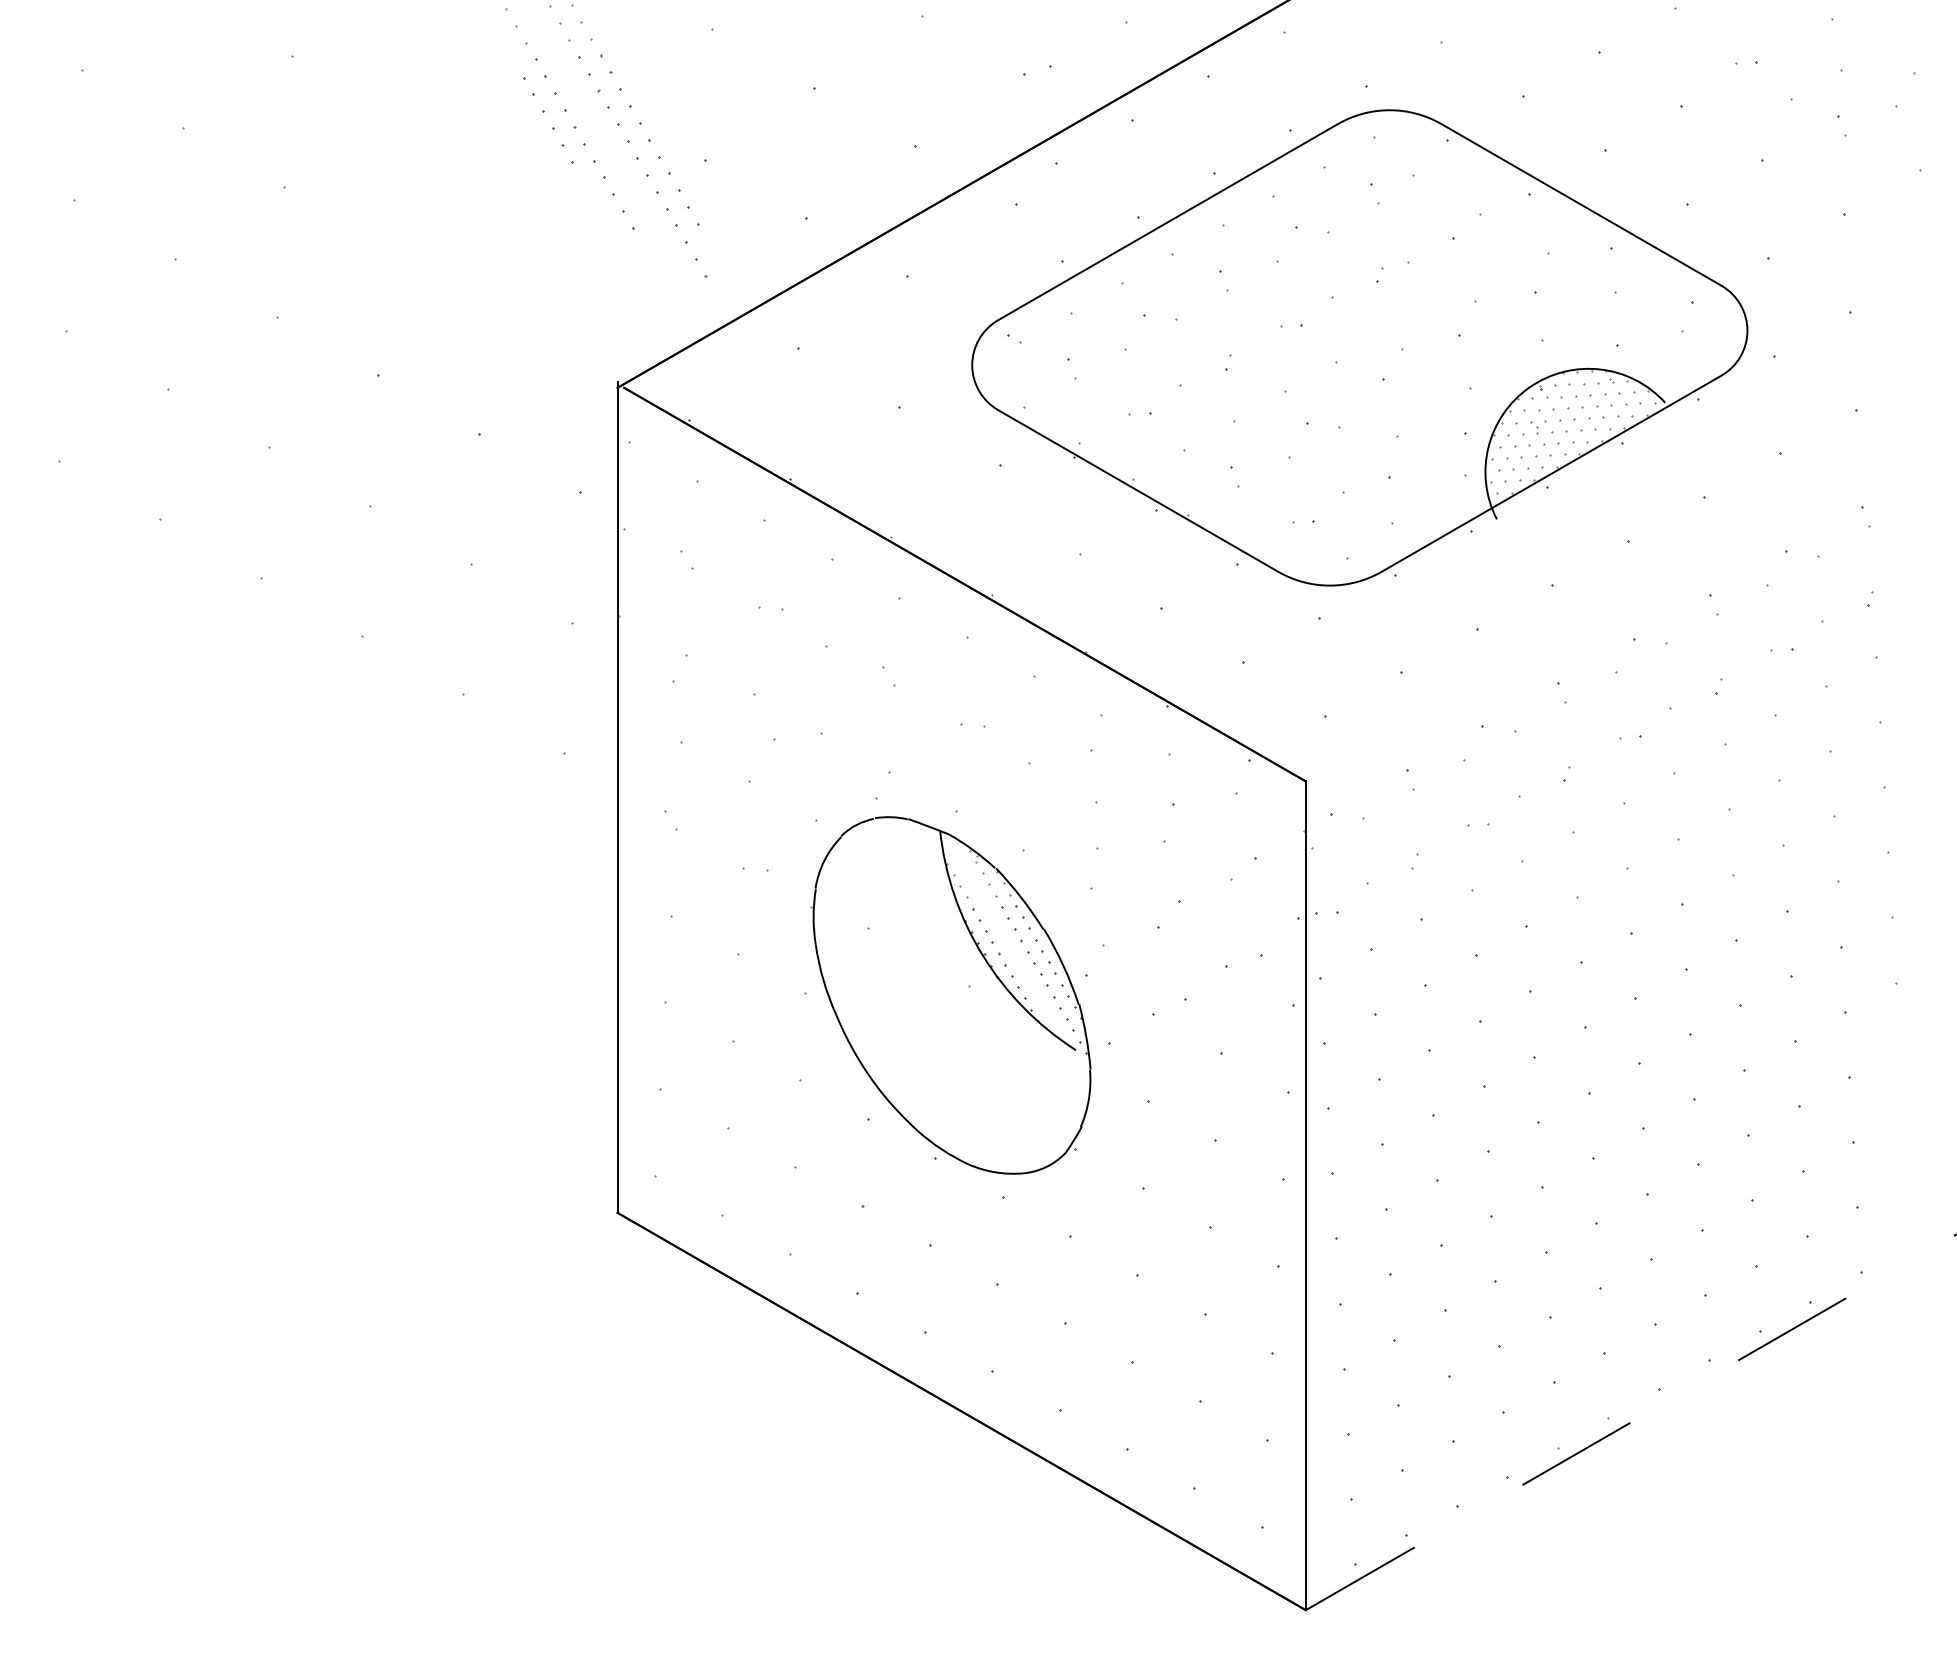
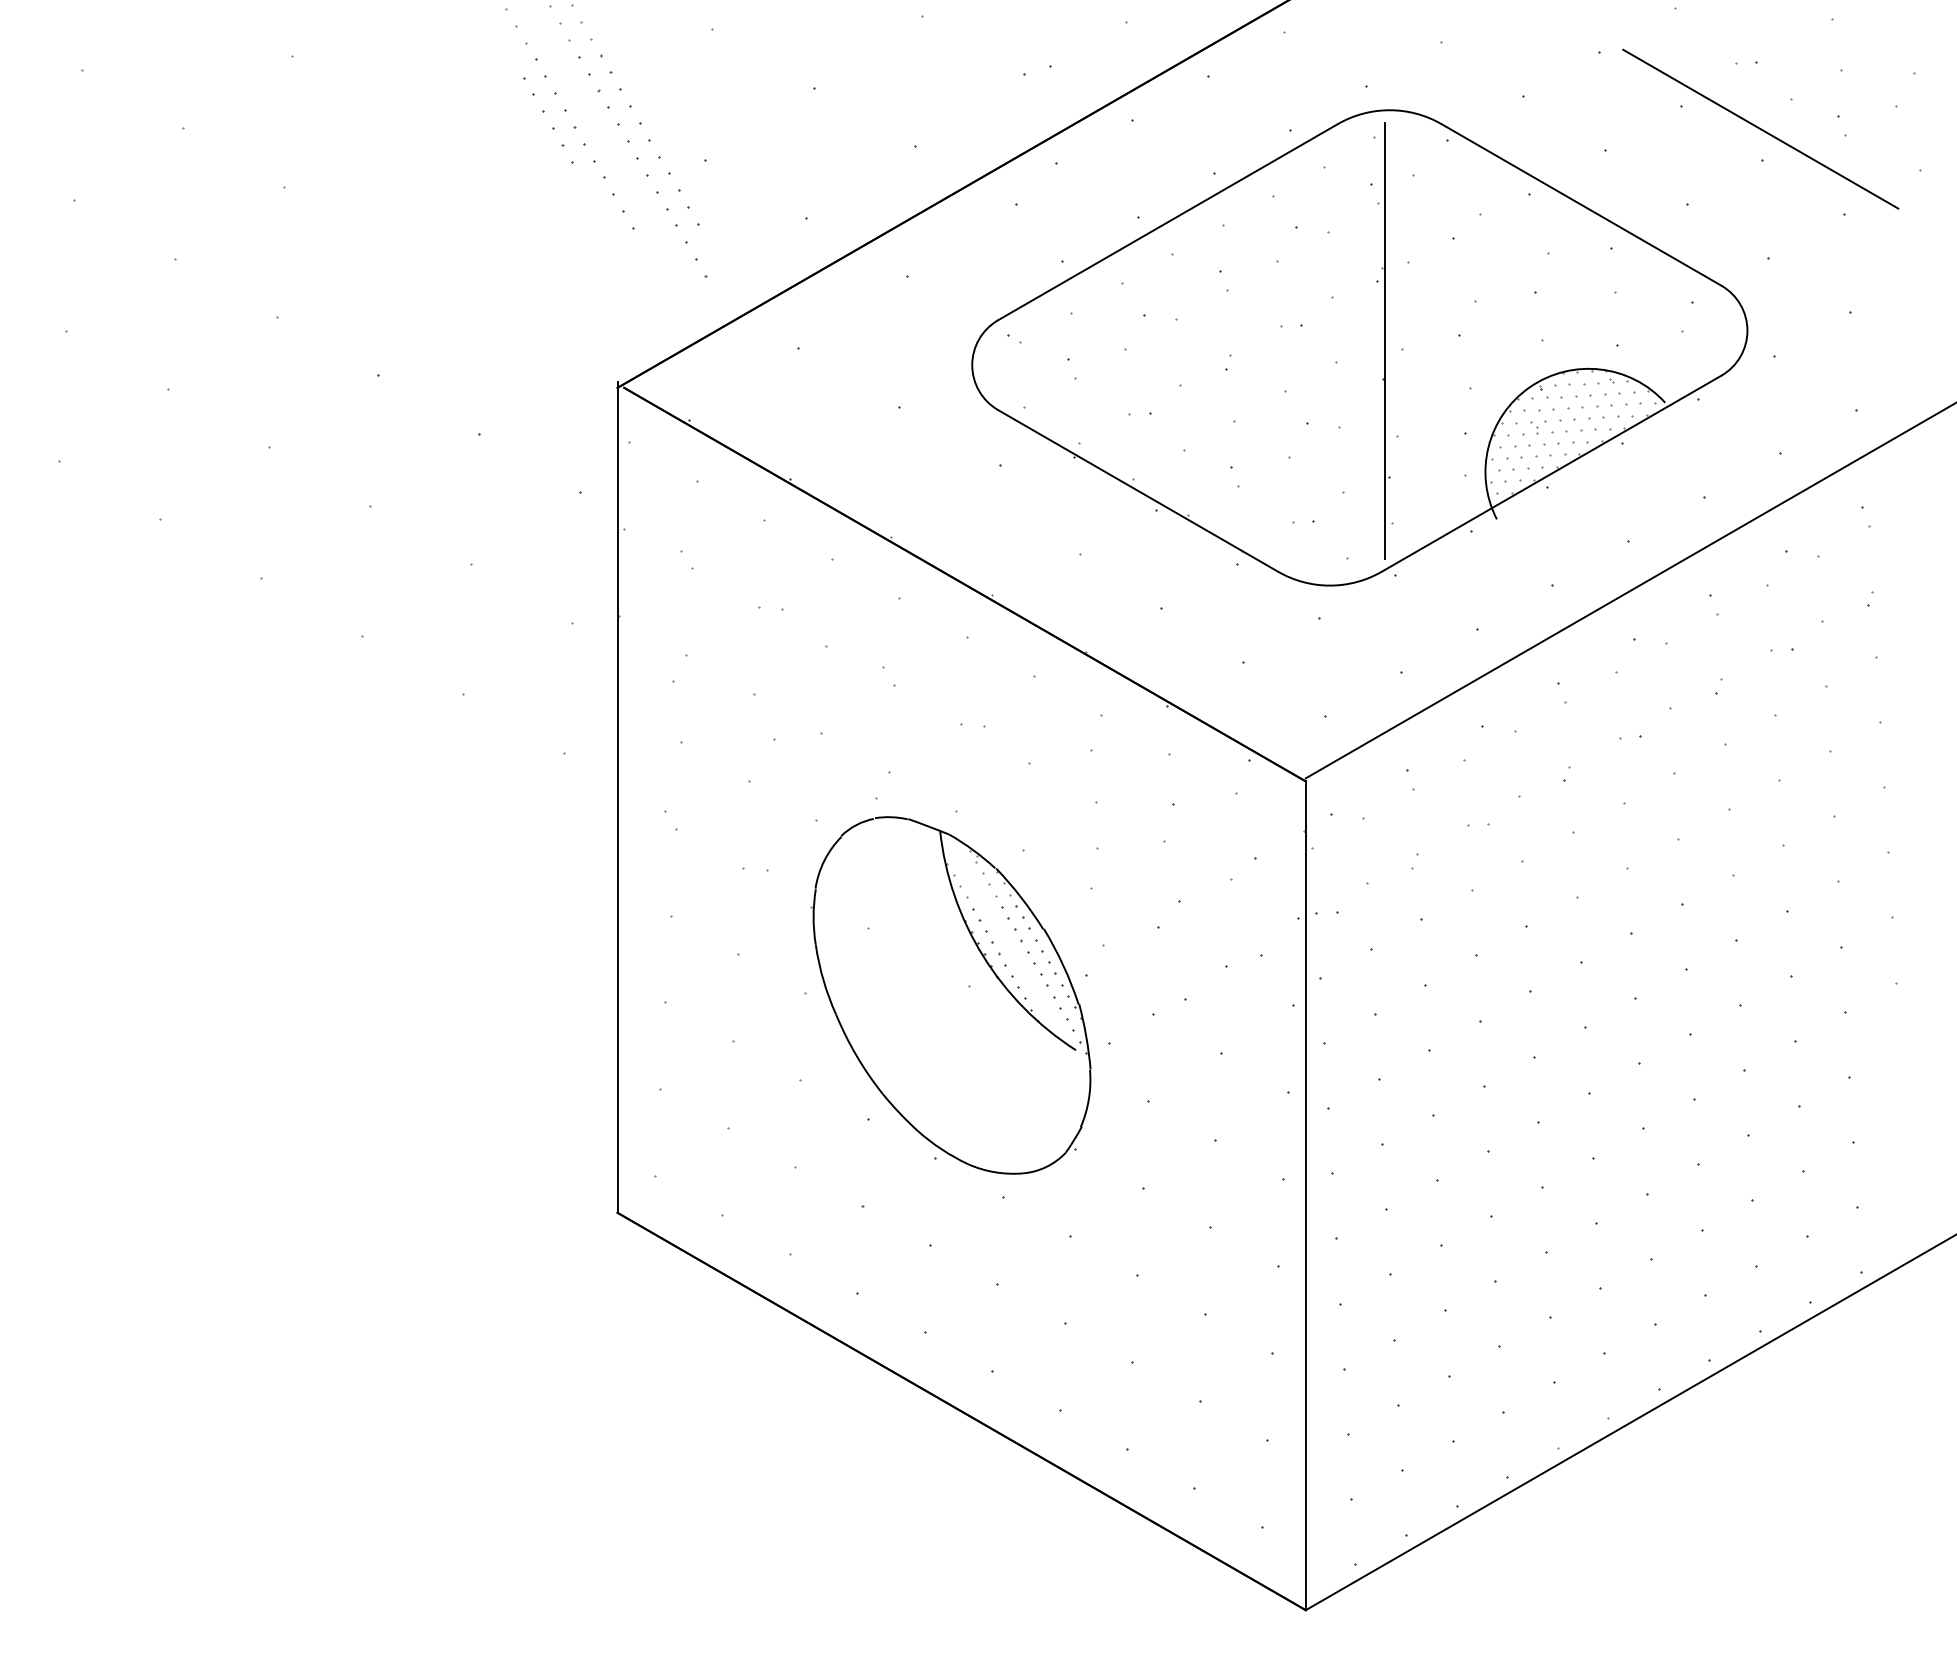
line: none -> present (1760, 128)
line: none -> present (1385, 340)
line: none -> present (1629, 591)
line: dashed -> solid (1631, 1422)
